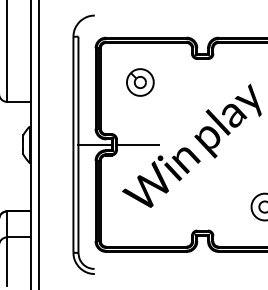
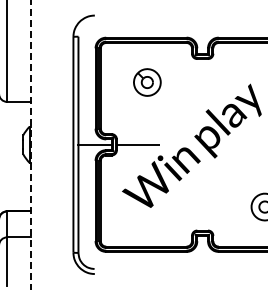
part position: (140, 82) -> (147, 82) (147, 82)
line: solid -> dashed (31, 144)
line: present -> none (39, 144)
